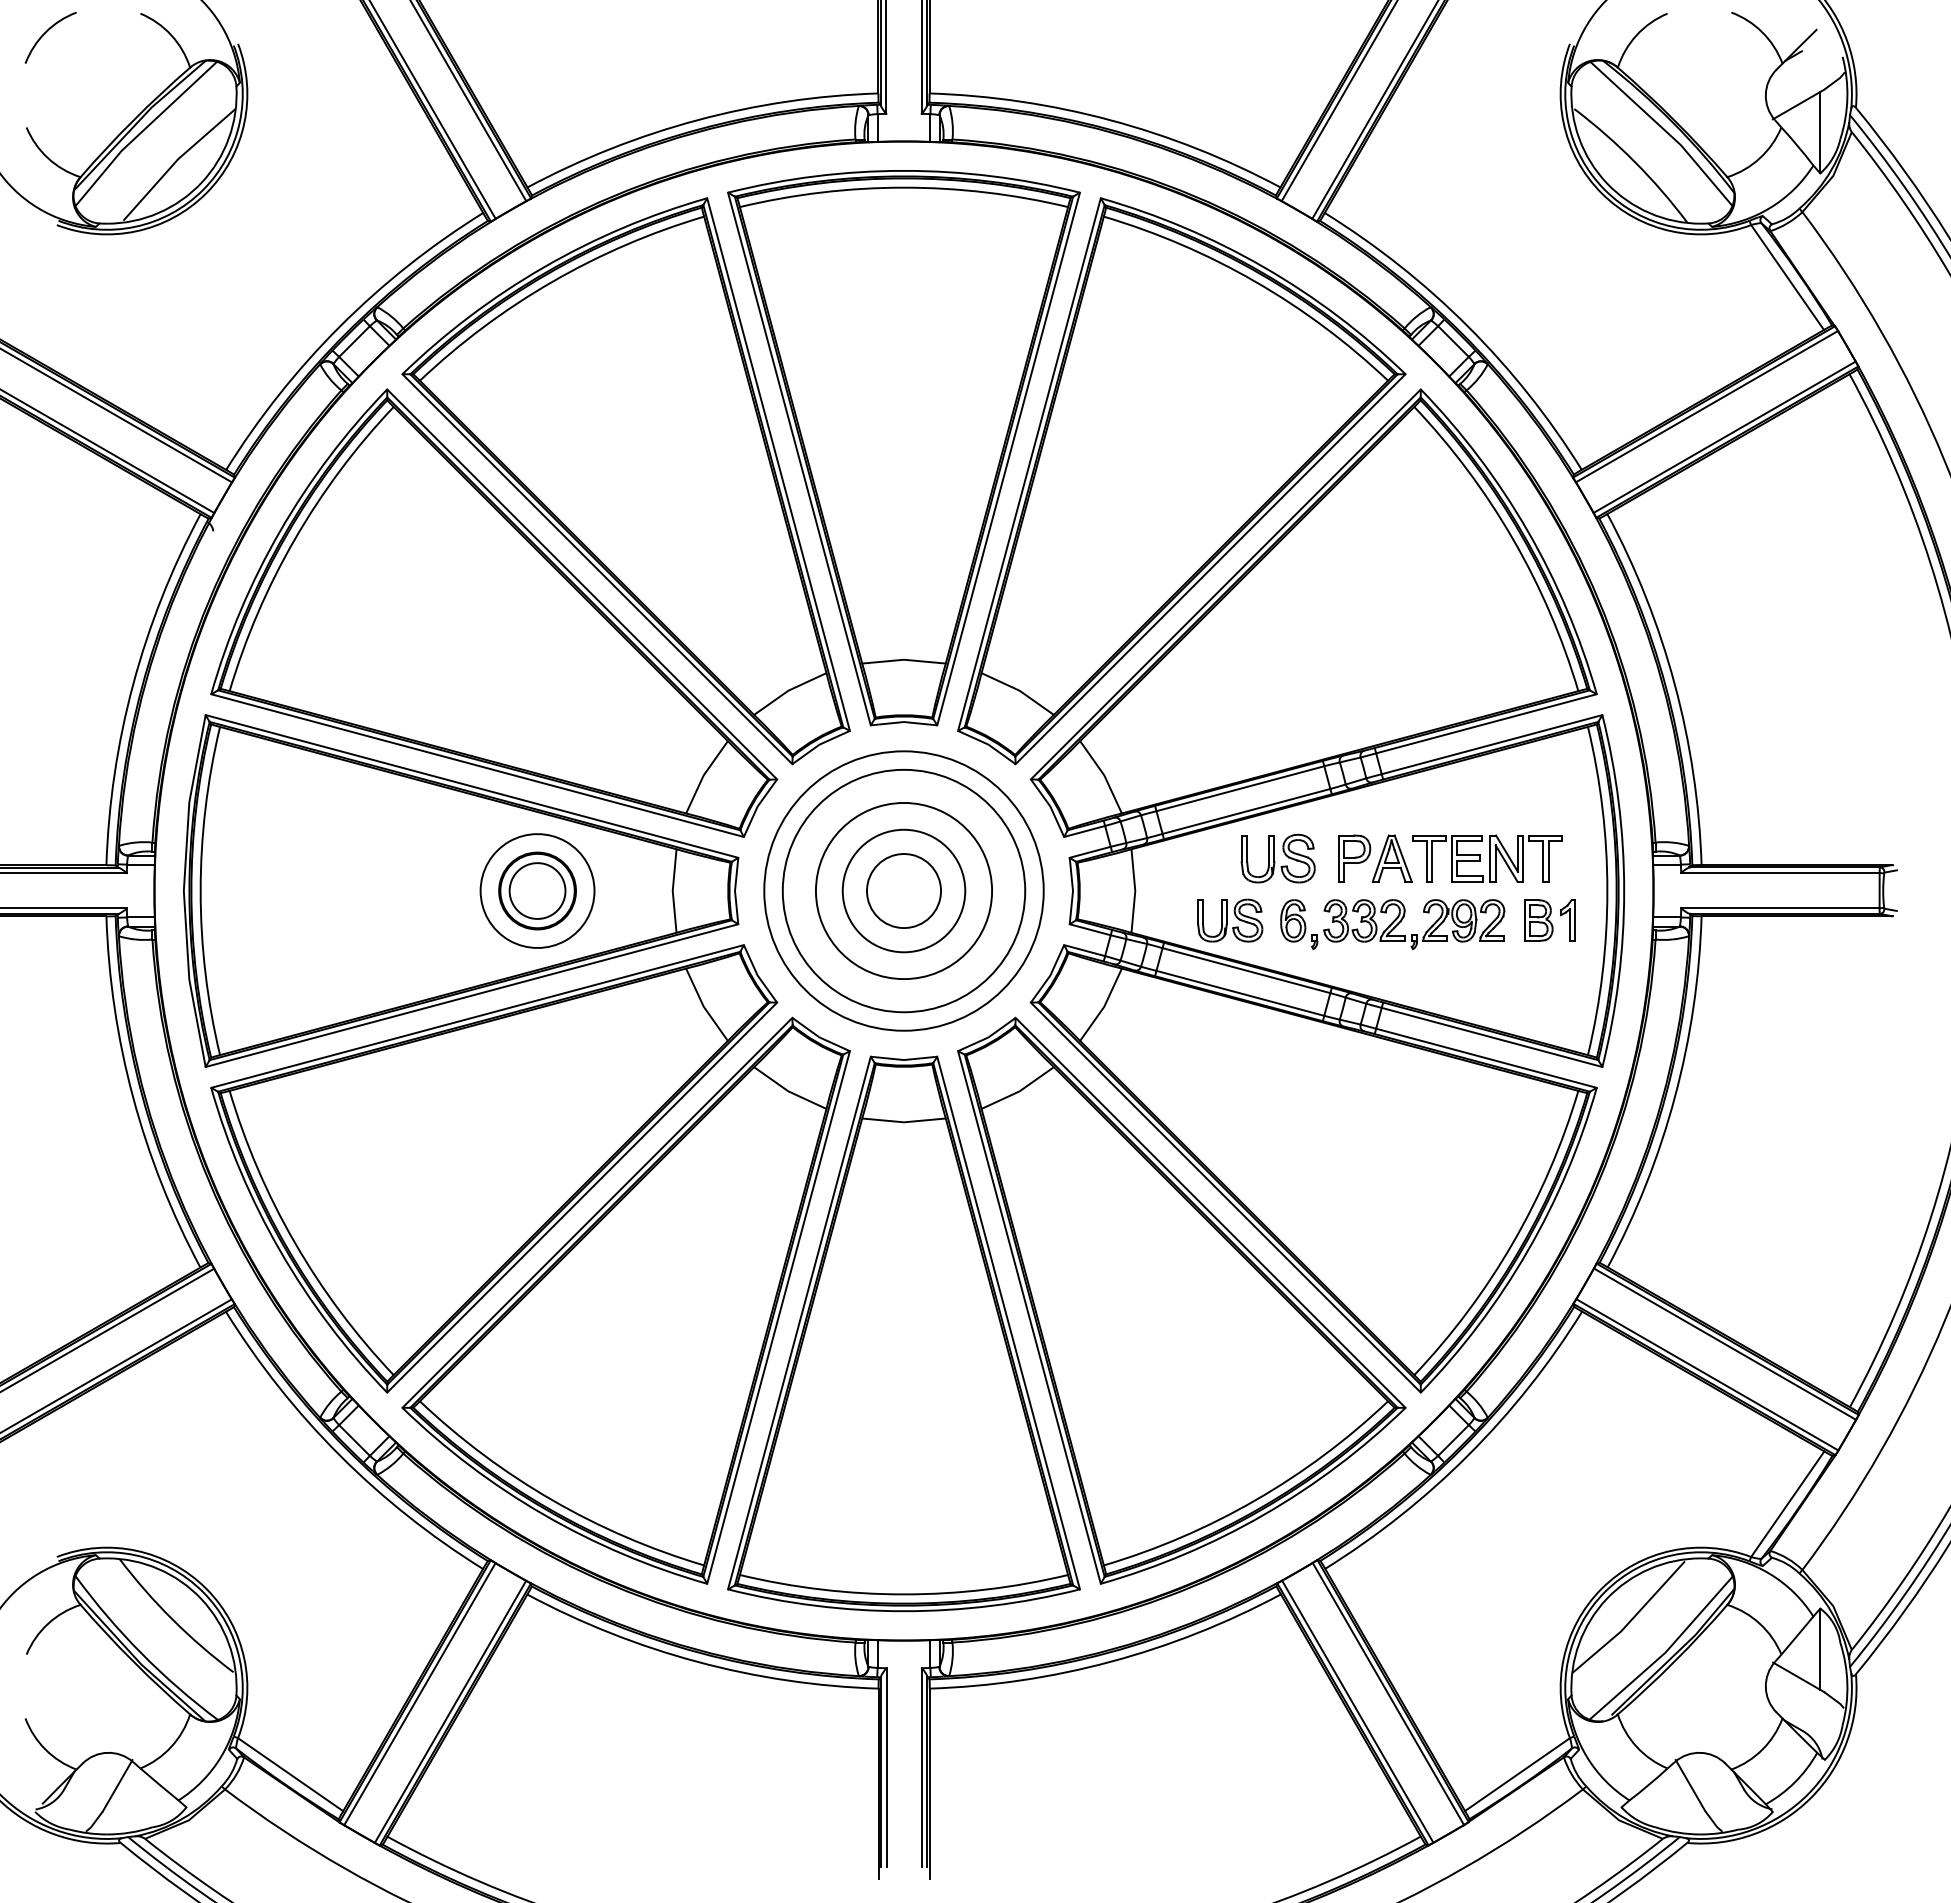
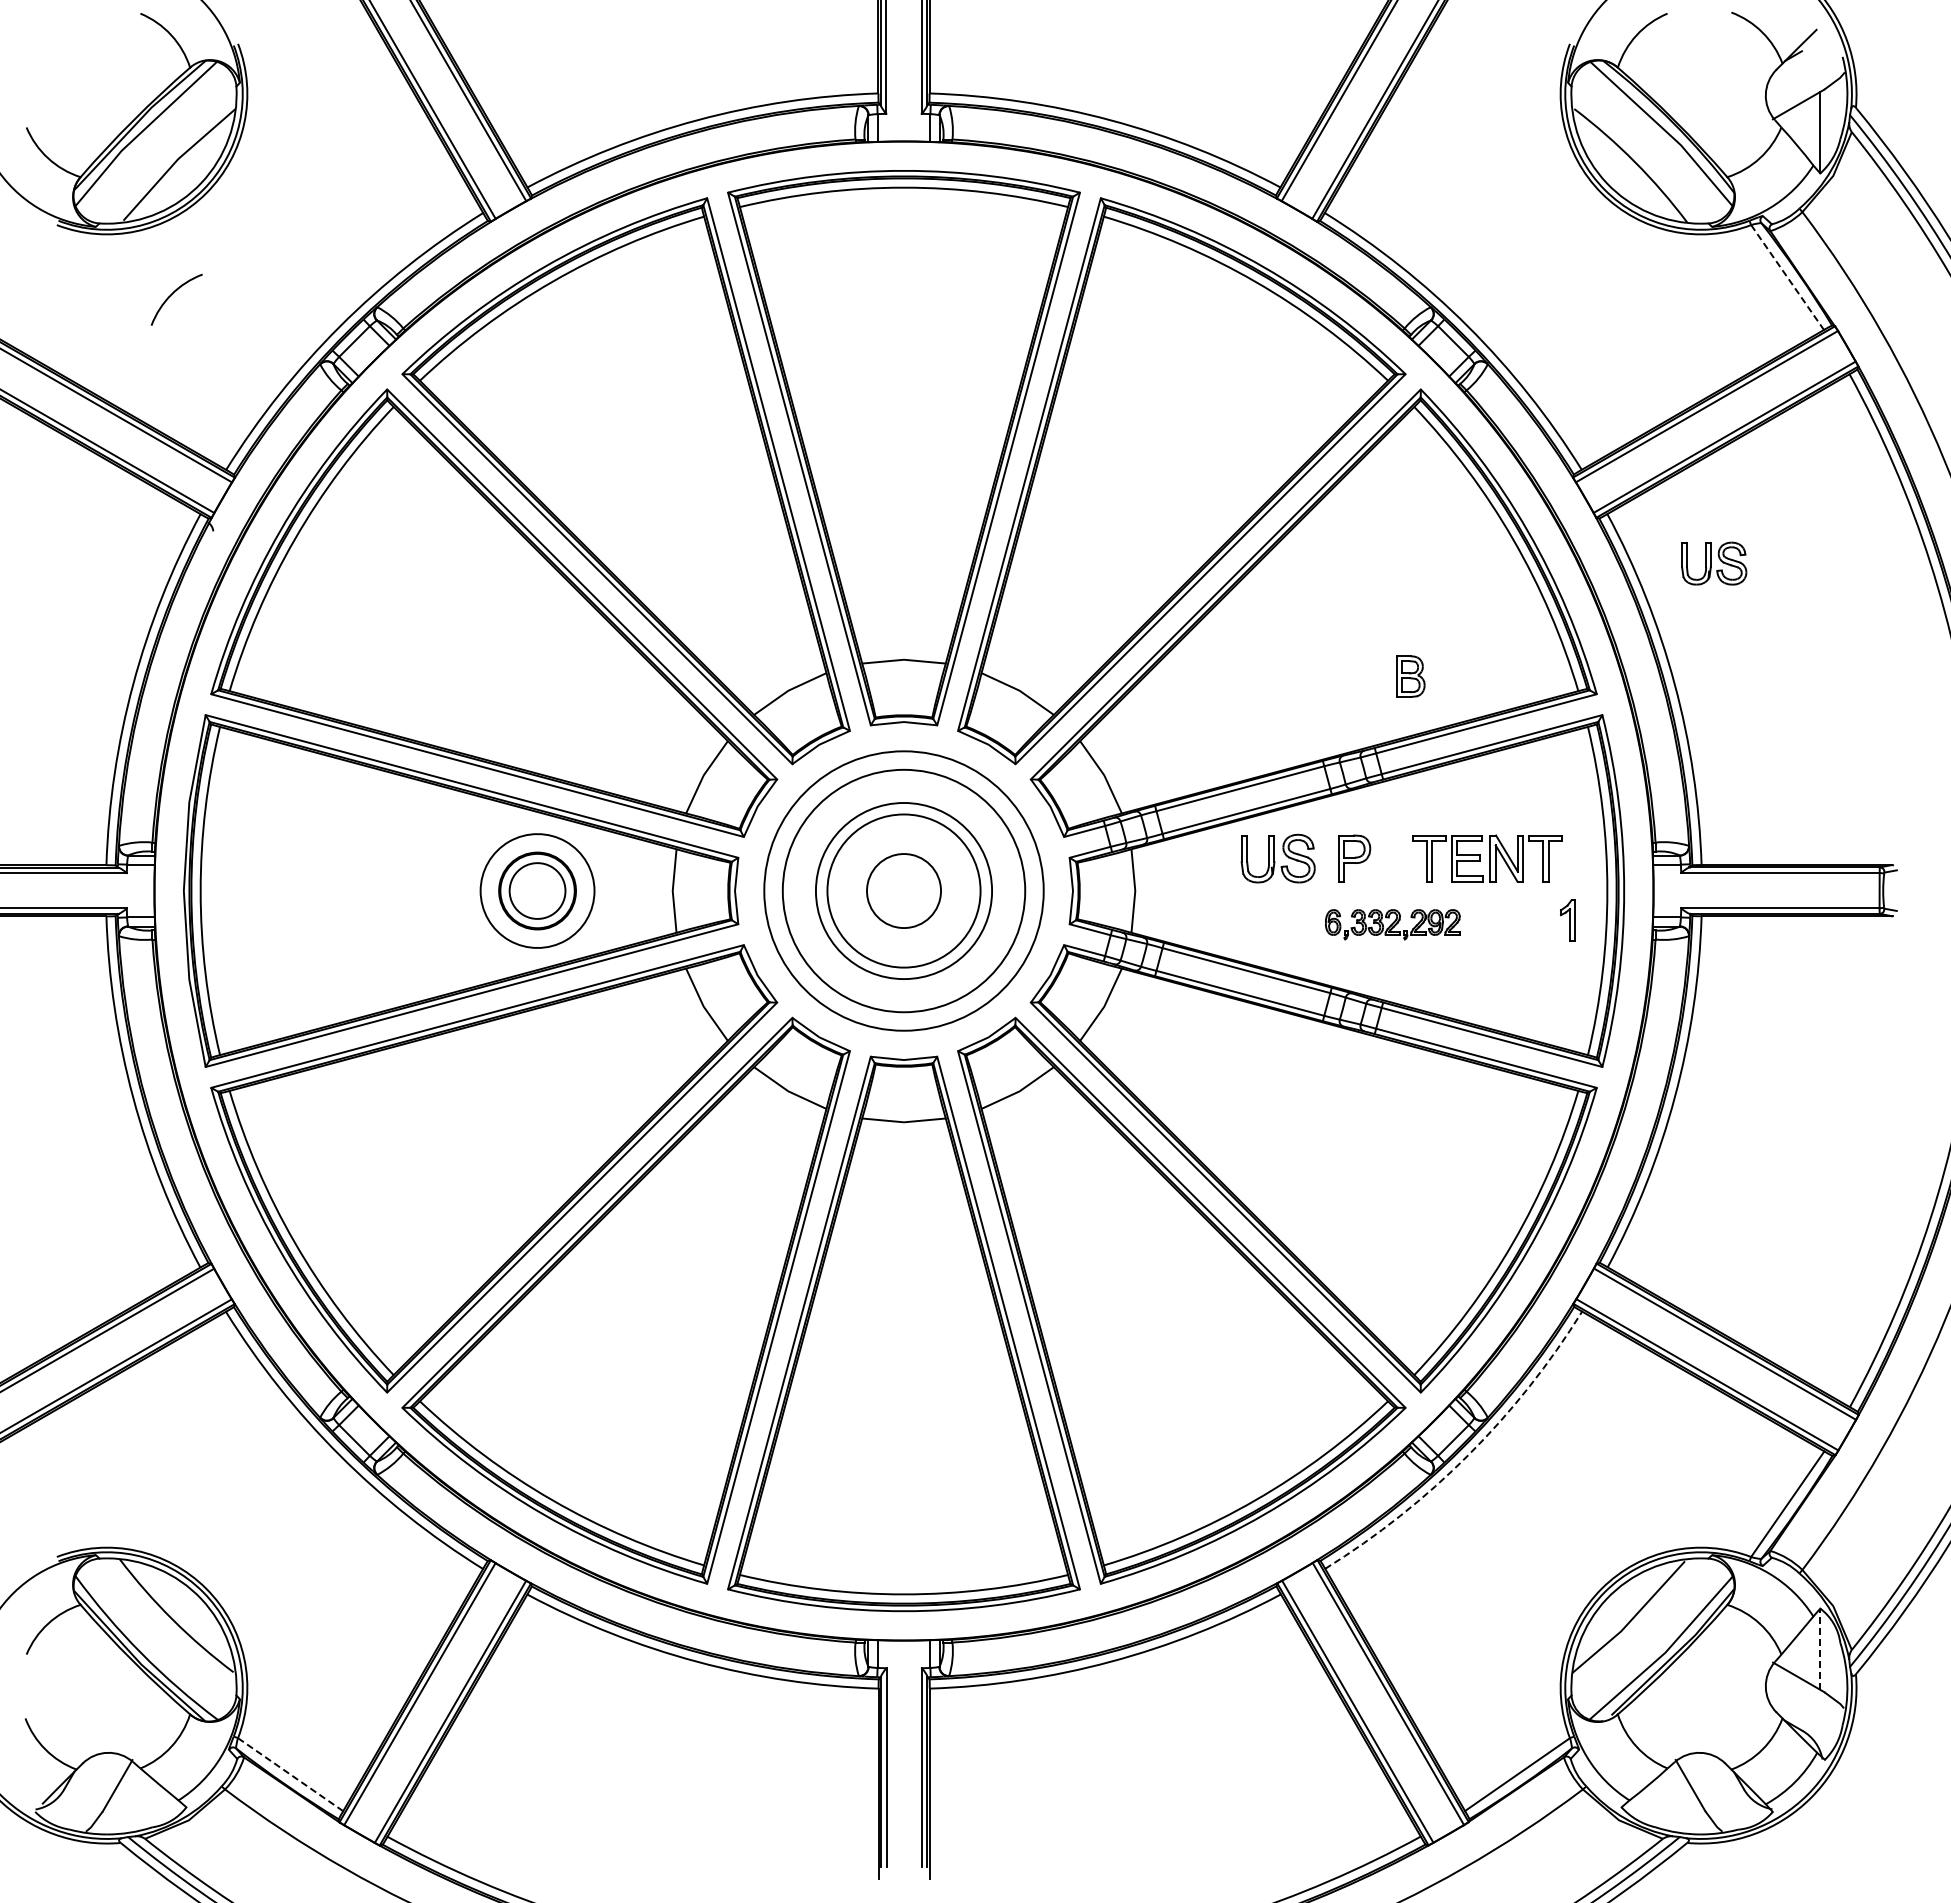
arc position: (46, 33) -> (172, 295) (172, 295)
line: solid -> dashed (1787, 277)
part: present -> none (1391, 858)
circle diameter: 122 px -> 153 px (903, 890)
part position: (1230, 920) -> (1714, 563) (1714, 563)
part position: (1538, 920) -> (1410, 676) (1410, 676)
part size: 226x52 px -> 136x32 px (1392, 924)
arc: solid -> dashed (1468, 1455)
line: solid -> dashed (1820, 1648)
line: solid -> dashed (290, 1774)
